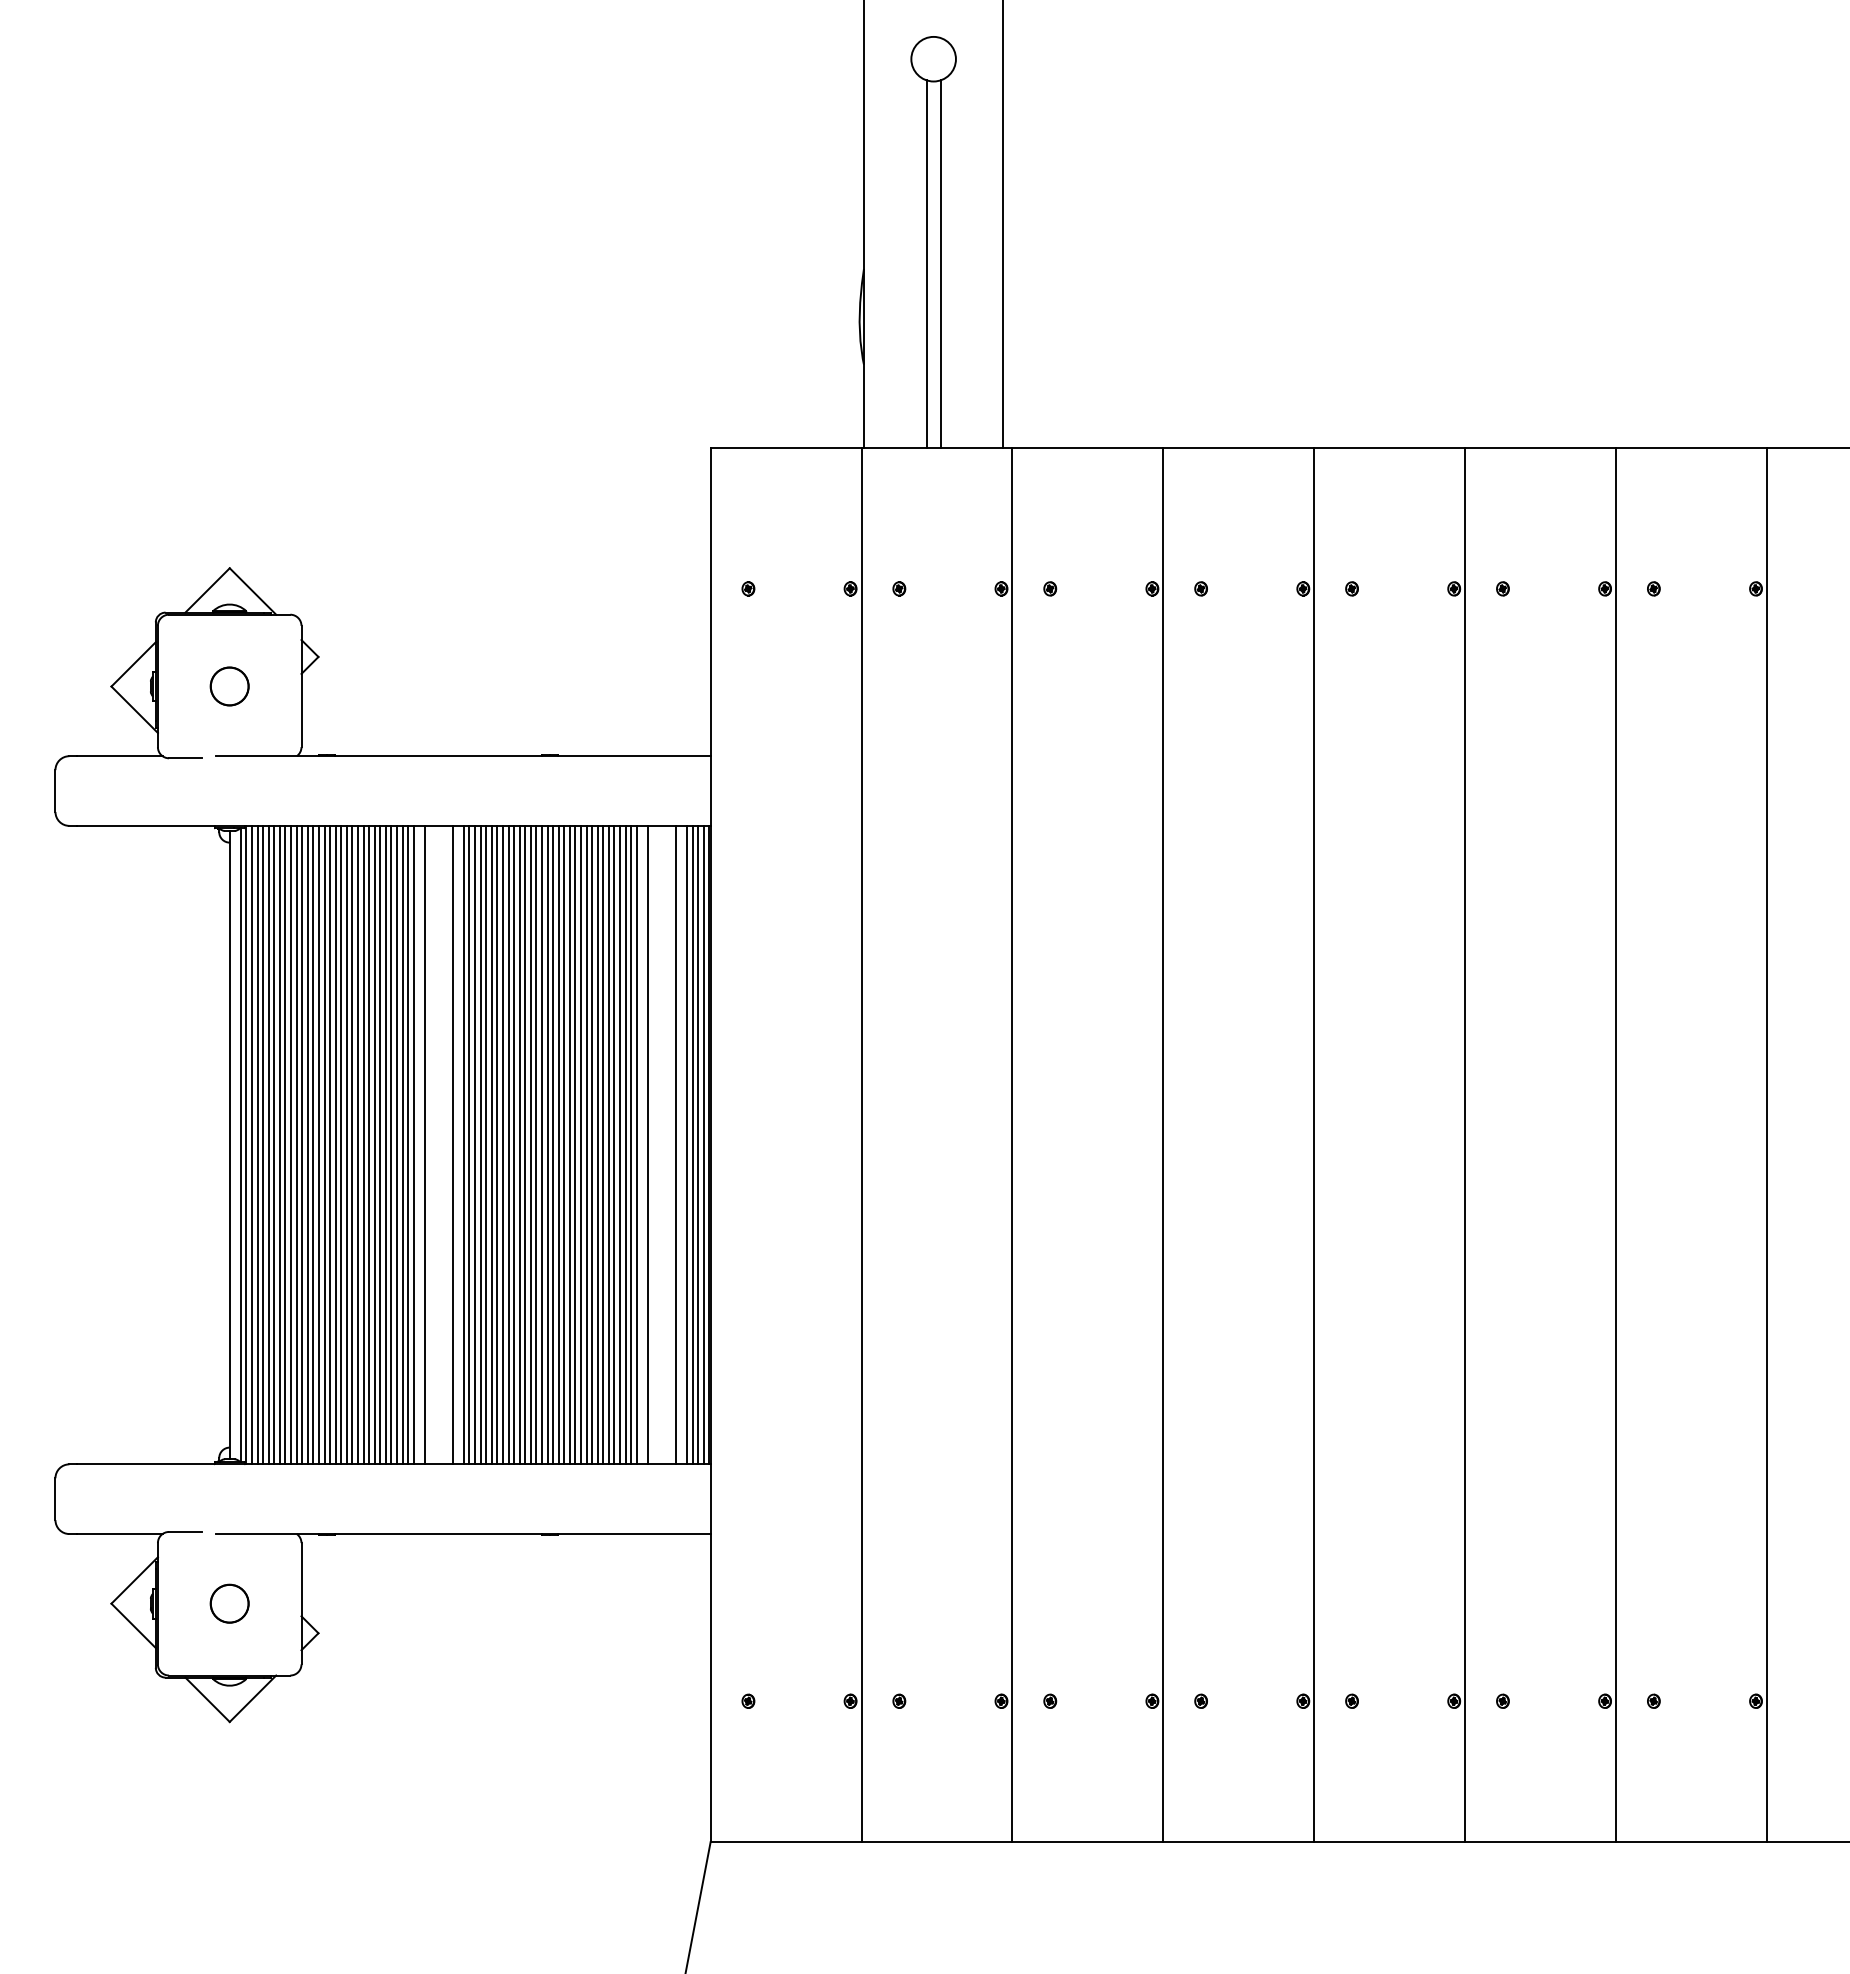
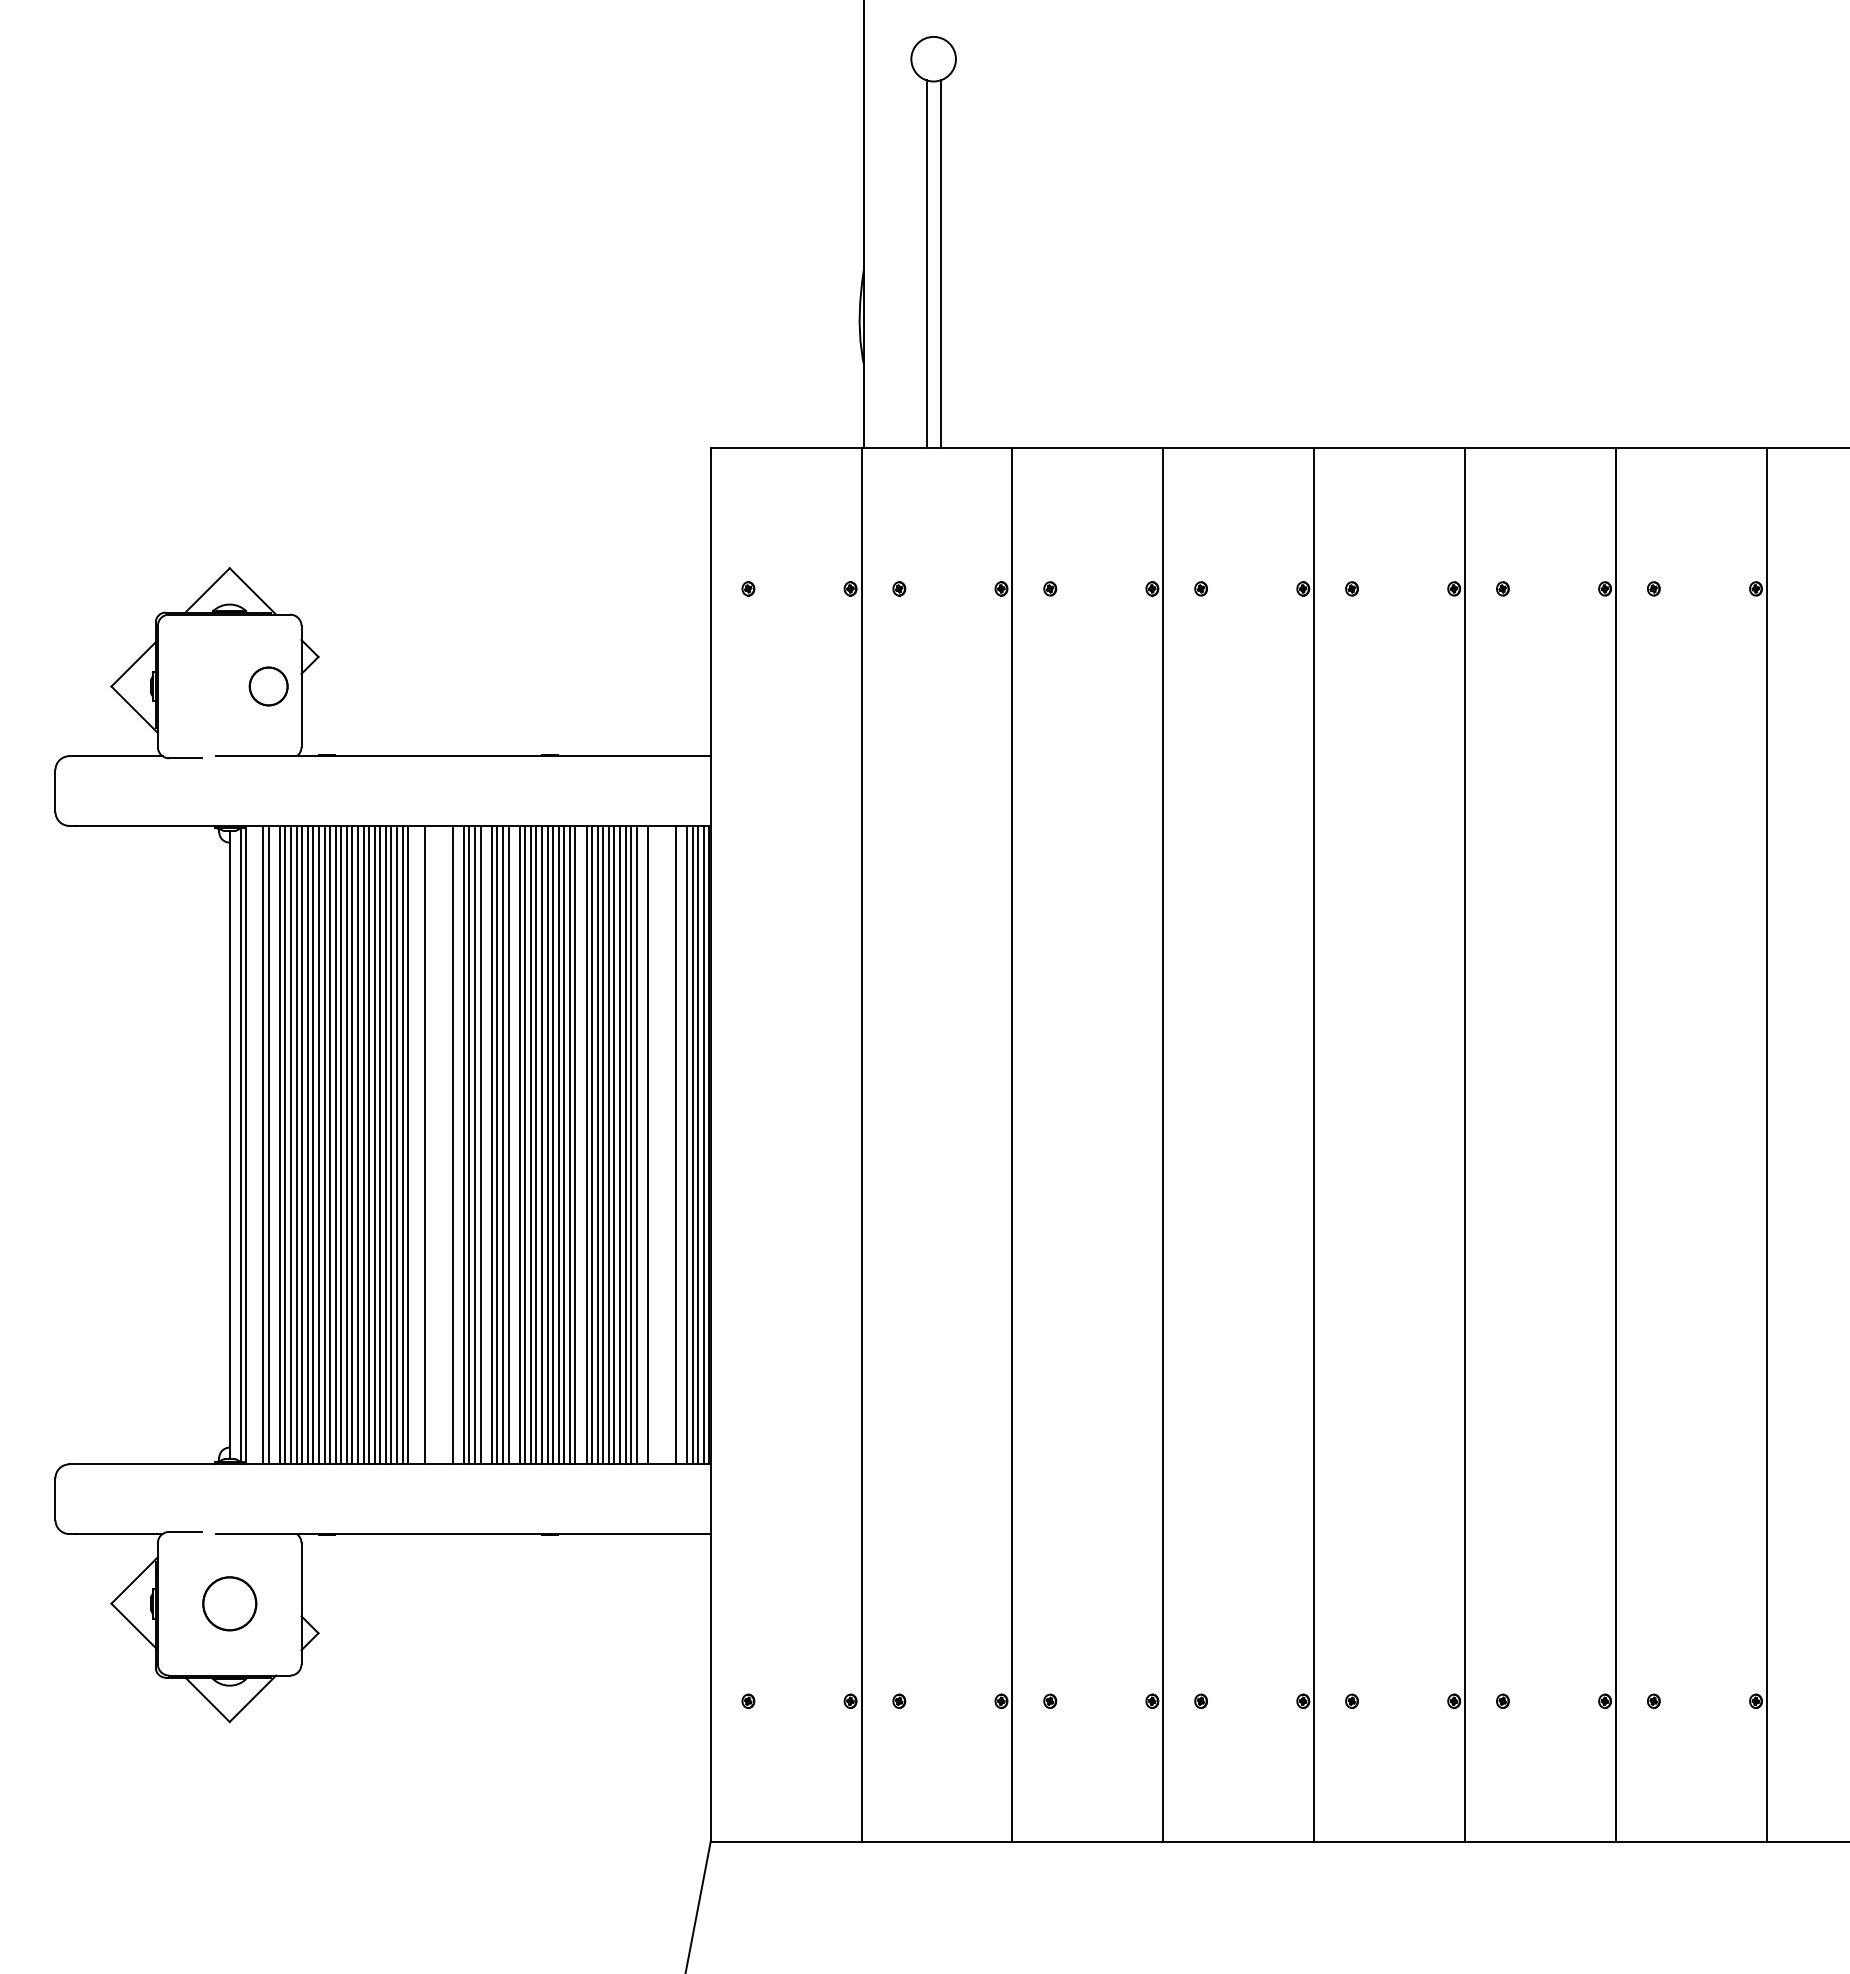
line: present -> none (1003, 225)
circle position: (229, 686) -> (268, 686) (268, 686)
line: present -> none (252, 1144)
line: present -> none (257, 1144)
line: present -> none (274, 1144)
line: present -> none (413, 1144)
line: present -> none (486, 1144)
line: present -> none (514, 1144)
line: present -> none (580, 1144)
circle size: 41x41 px -> 56x56 px (229, 1603)
